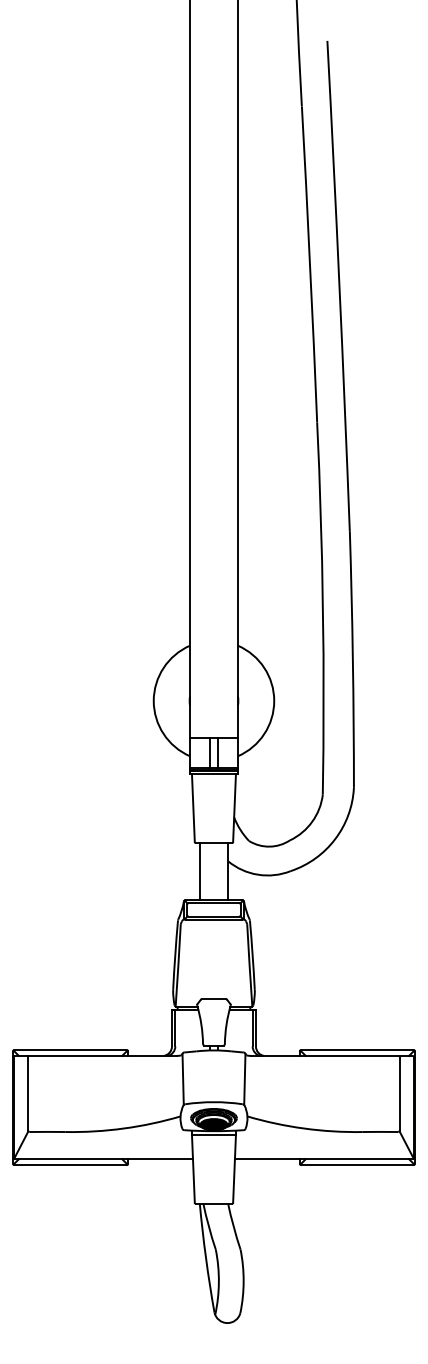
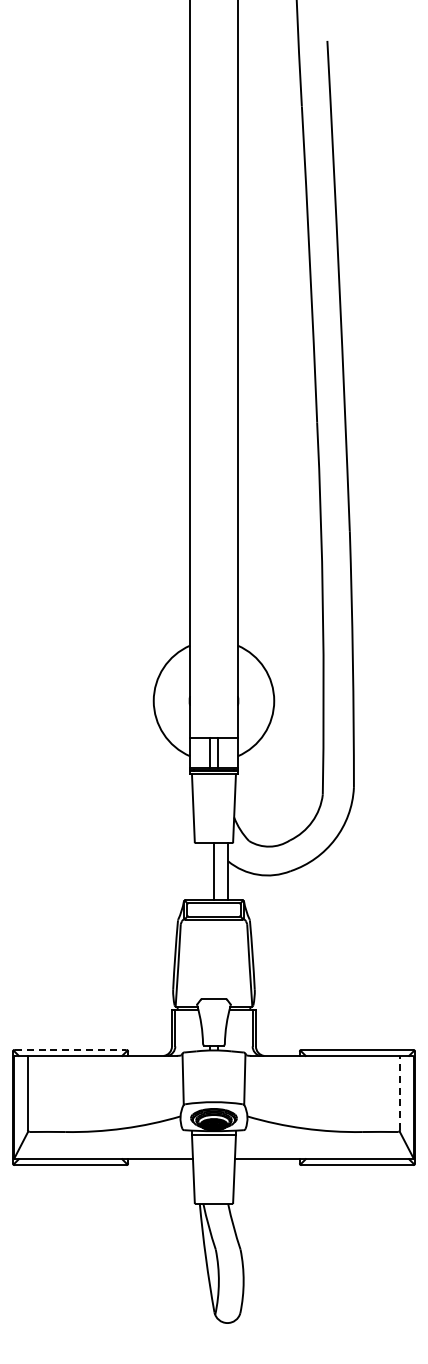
line position: (199, 871) -> (213, 871) (213, 871)
line: solid -> dashed (70, 1049)
line: solid -> dashed (400, 1092)
